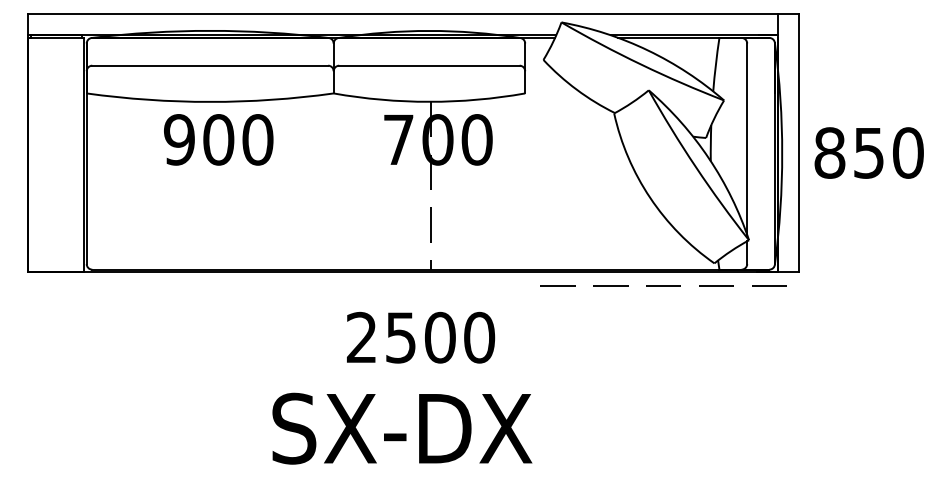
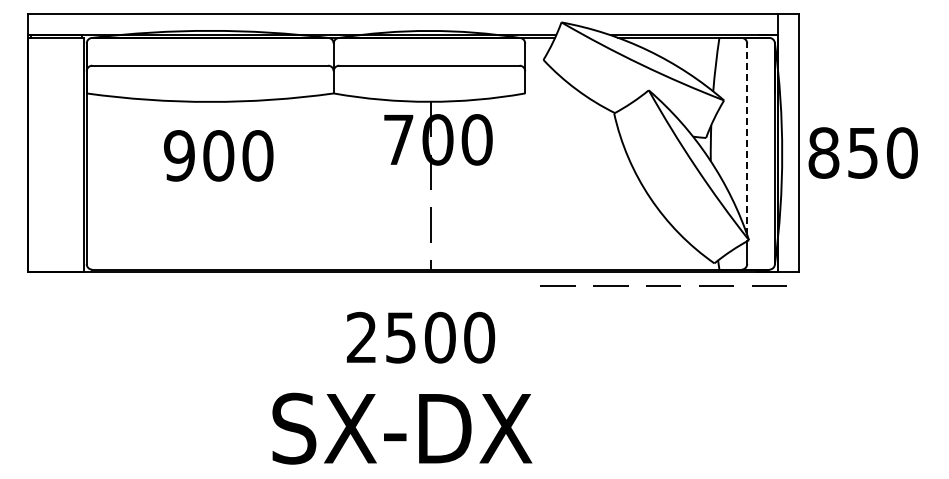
text position: (218, 139) -> (218, 155) (218, 155)
line: solid -> dashed (747, 139)
text position: (868, 152) -> (862, 152) (862, 152)
